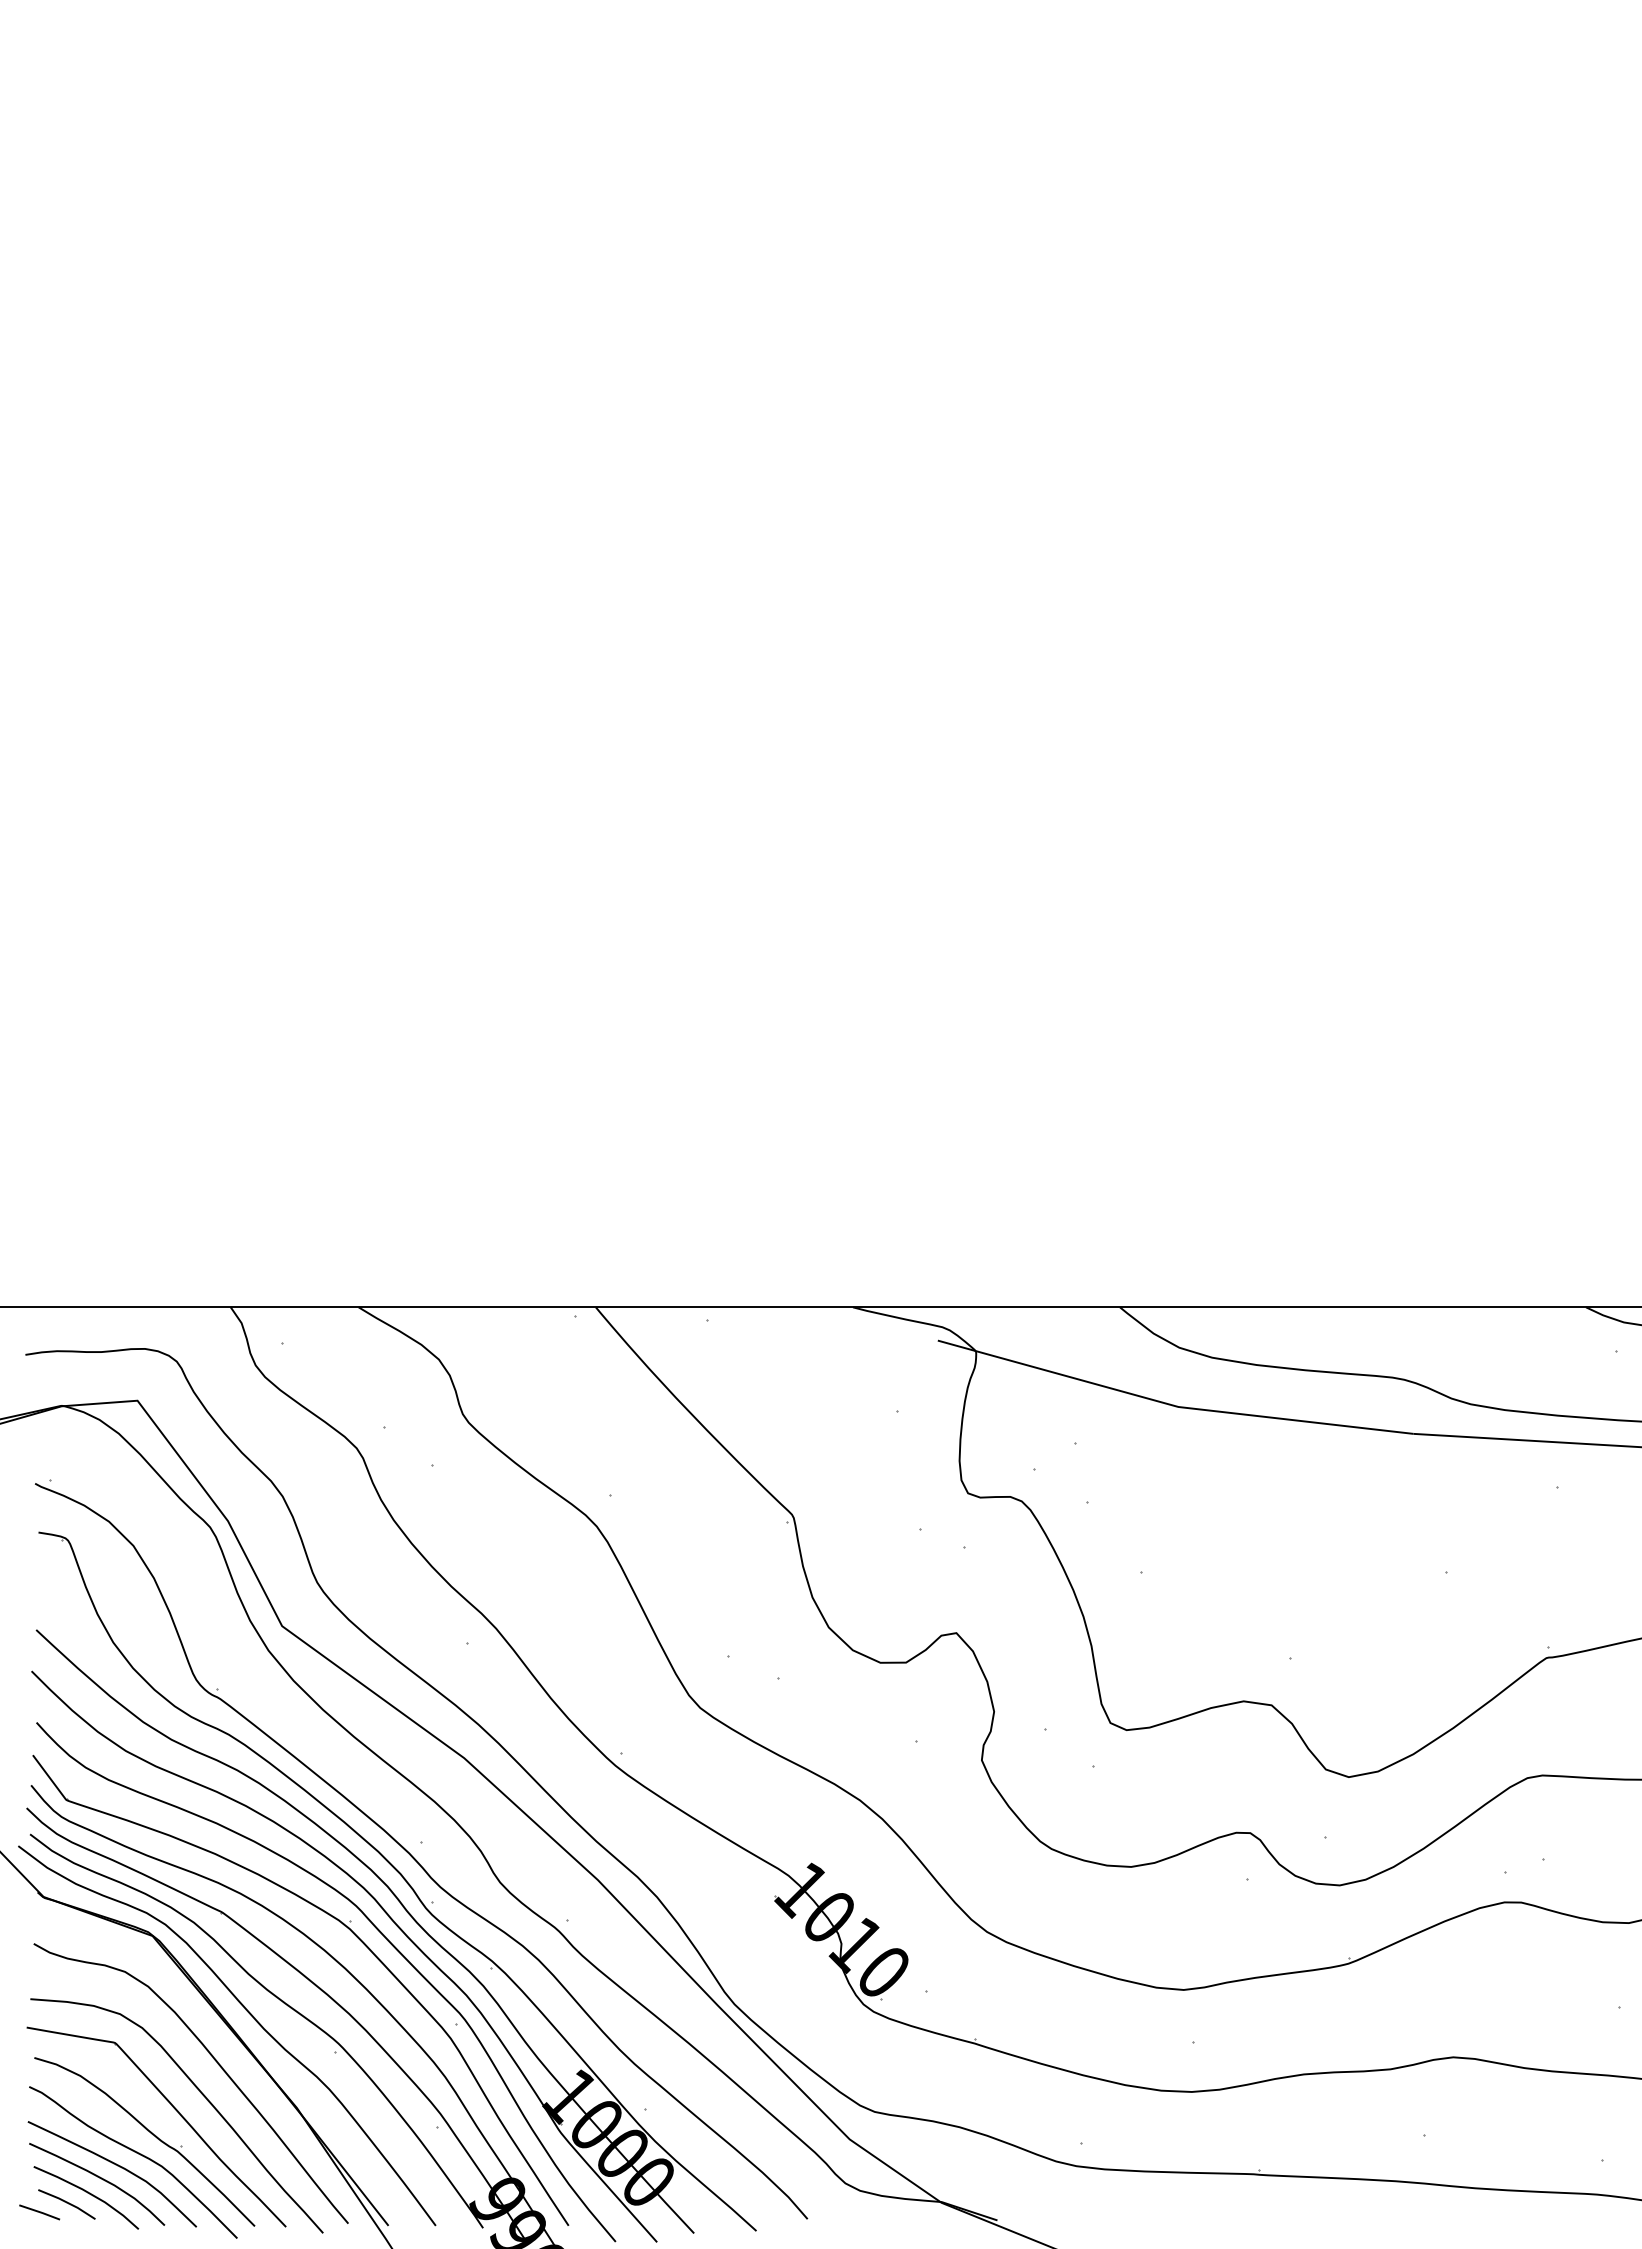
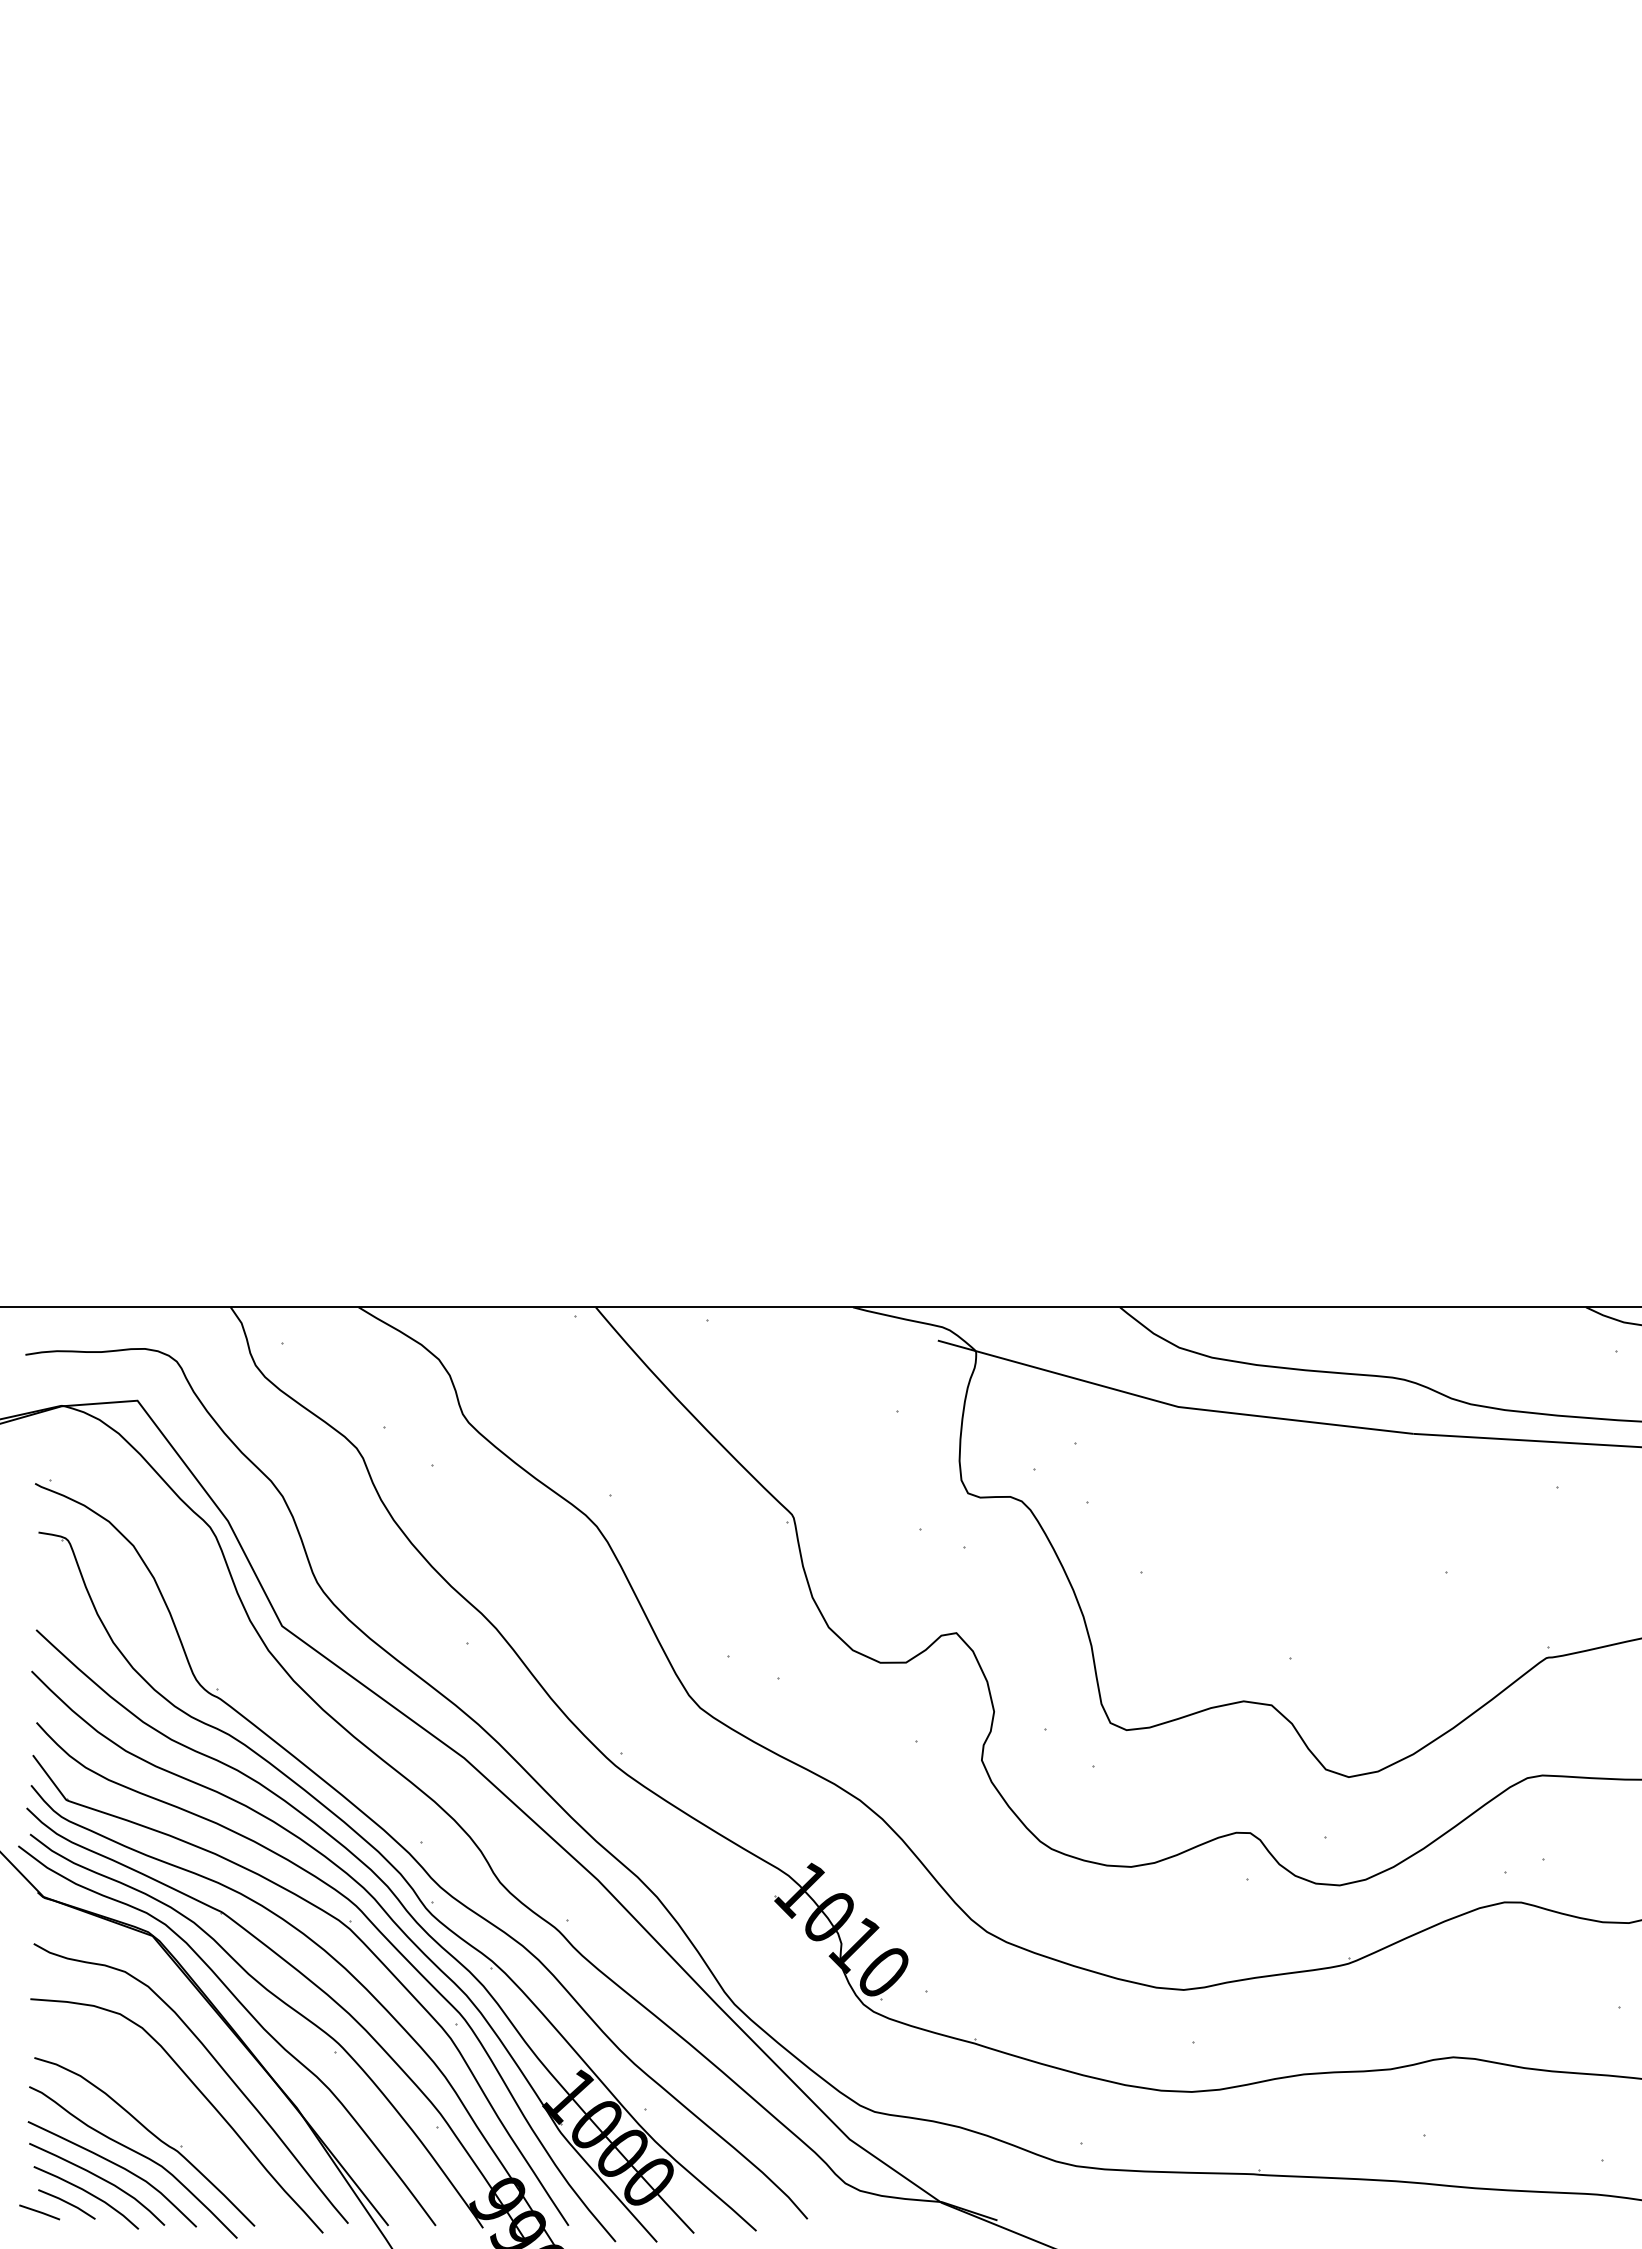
part: present -> none (173, 2108)
